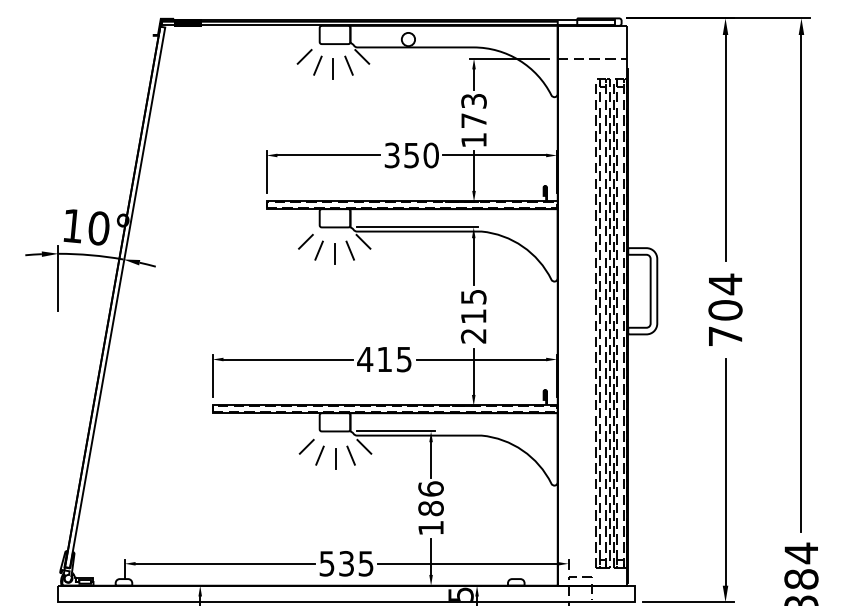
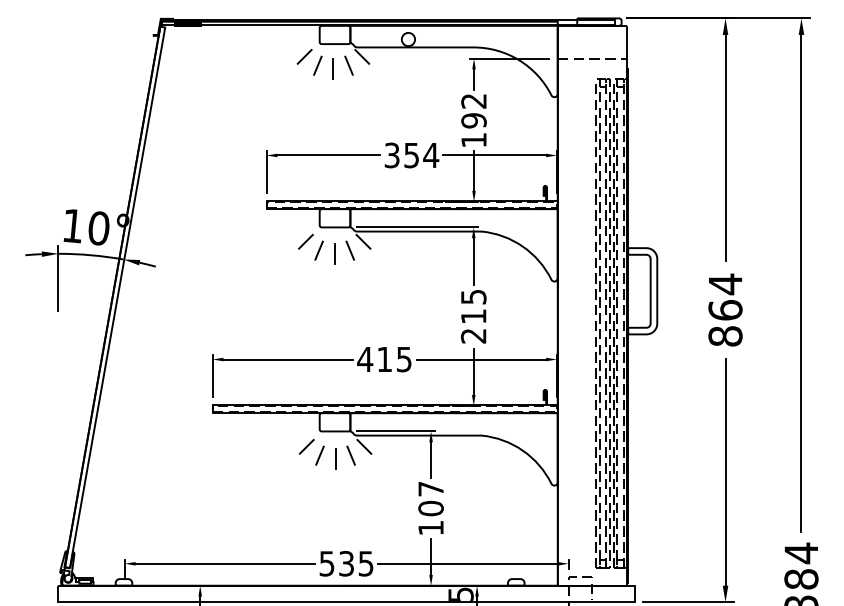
text: 173 -> 192 (473, 111)
text: 350 -> 354 (431, 155)
text: 704 -> 864 (725, 323)
text: 186 -> 107 (430, 498)
